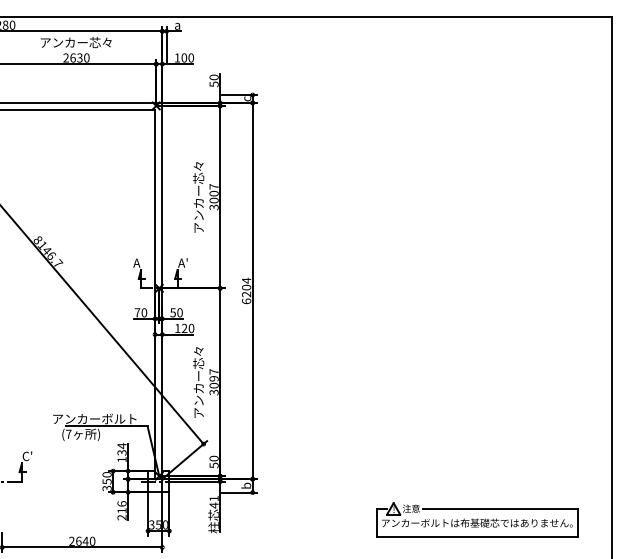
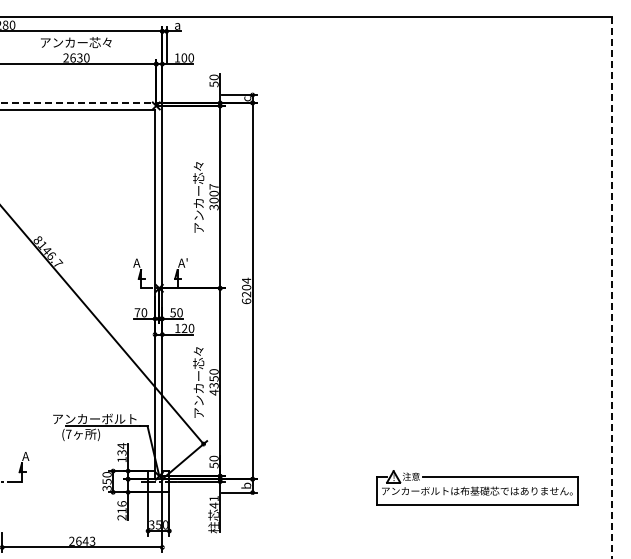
line: solid -> dashed (81, 102)
line: solid -> dashed (612, 287)
text: 3097 -> 4350 (213, 382)
text: C' -> A (27, 456)
part position: (477, 519) -> (477, 487) (477, 487)
text: 2640 -> 2643 (92, 540)
